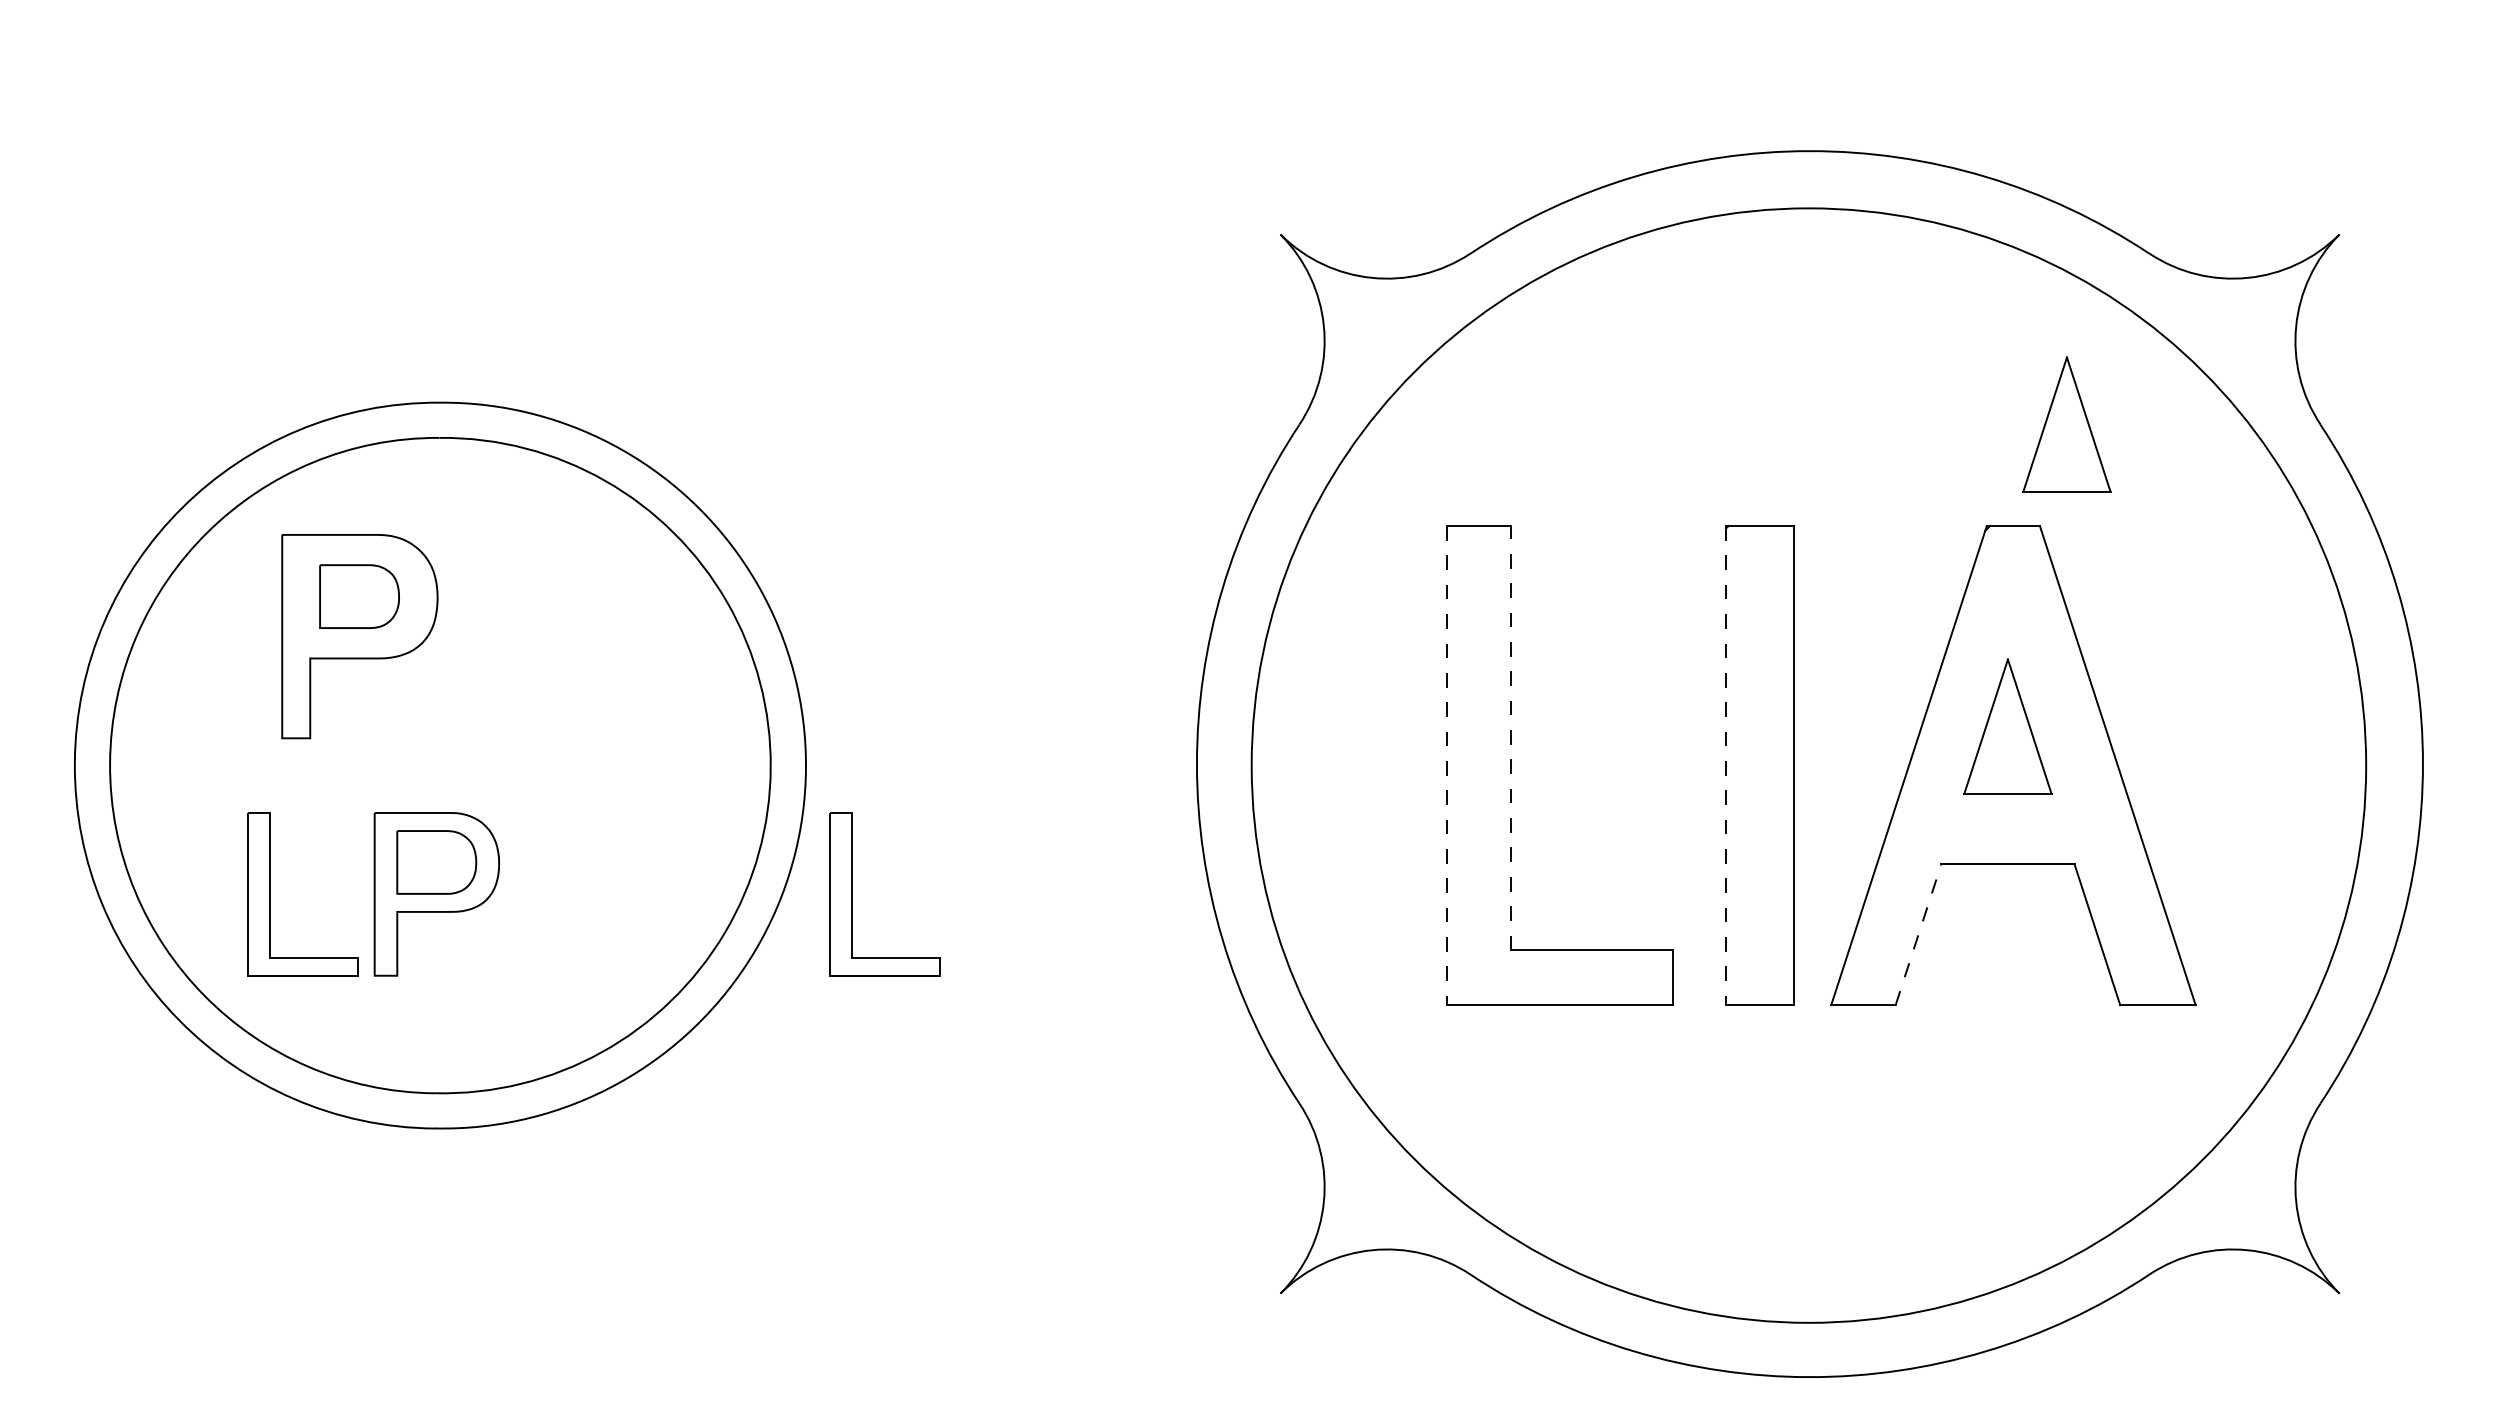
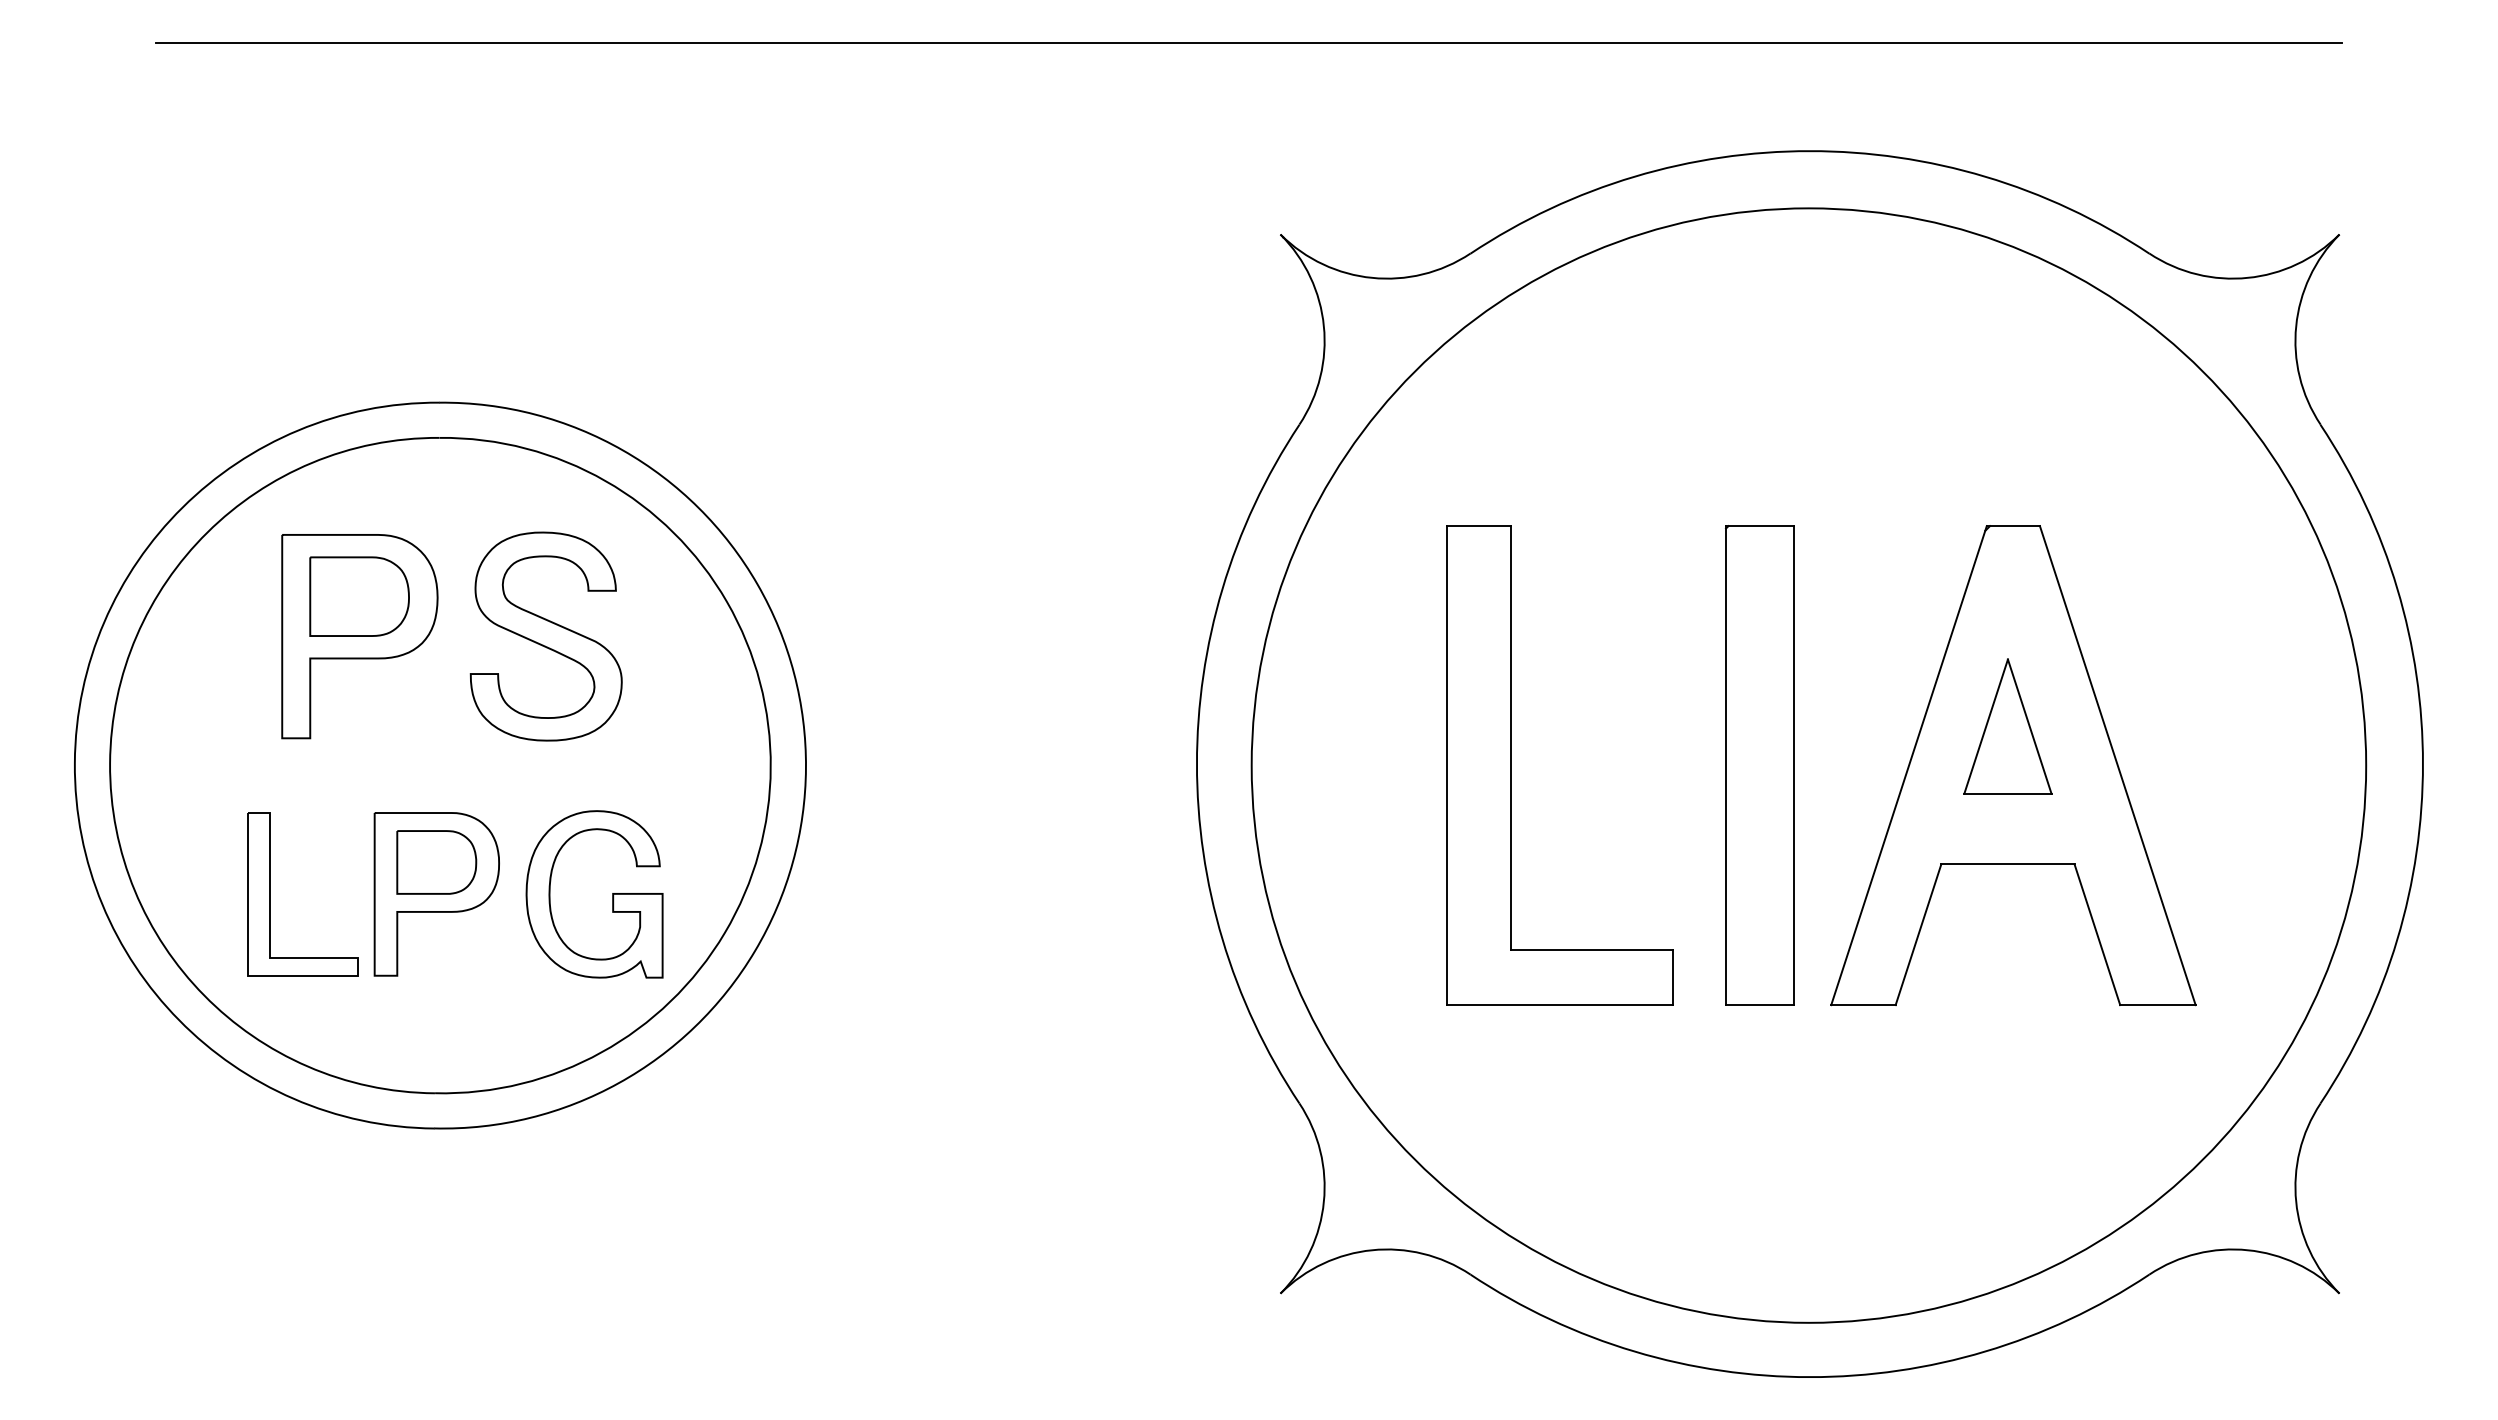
line: none -> present (1248, 42)
part: present -> none (2066, 424)
part size: 81x65 px -> 101x81 px (359, 596)
part: none -> present (545, 636)
line: dashed -> solid (1511, 737)
line: dashed -> solid (1446, 765)
line: dashed -> solid (1726, 765)
part: none -> present (612, 894)
part: present -> none (852, 894)
line: dashed -> solid (1918, 934)
